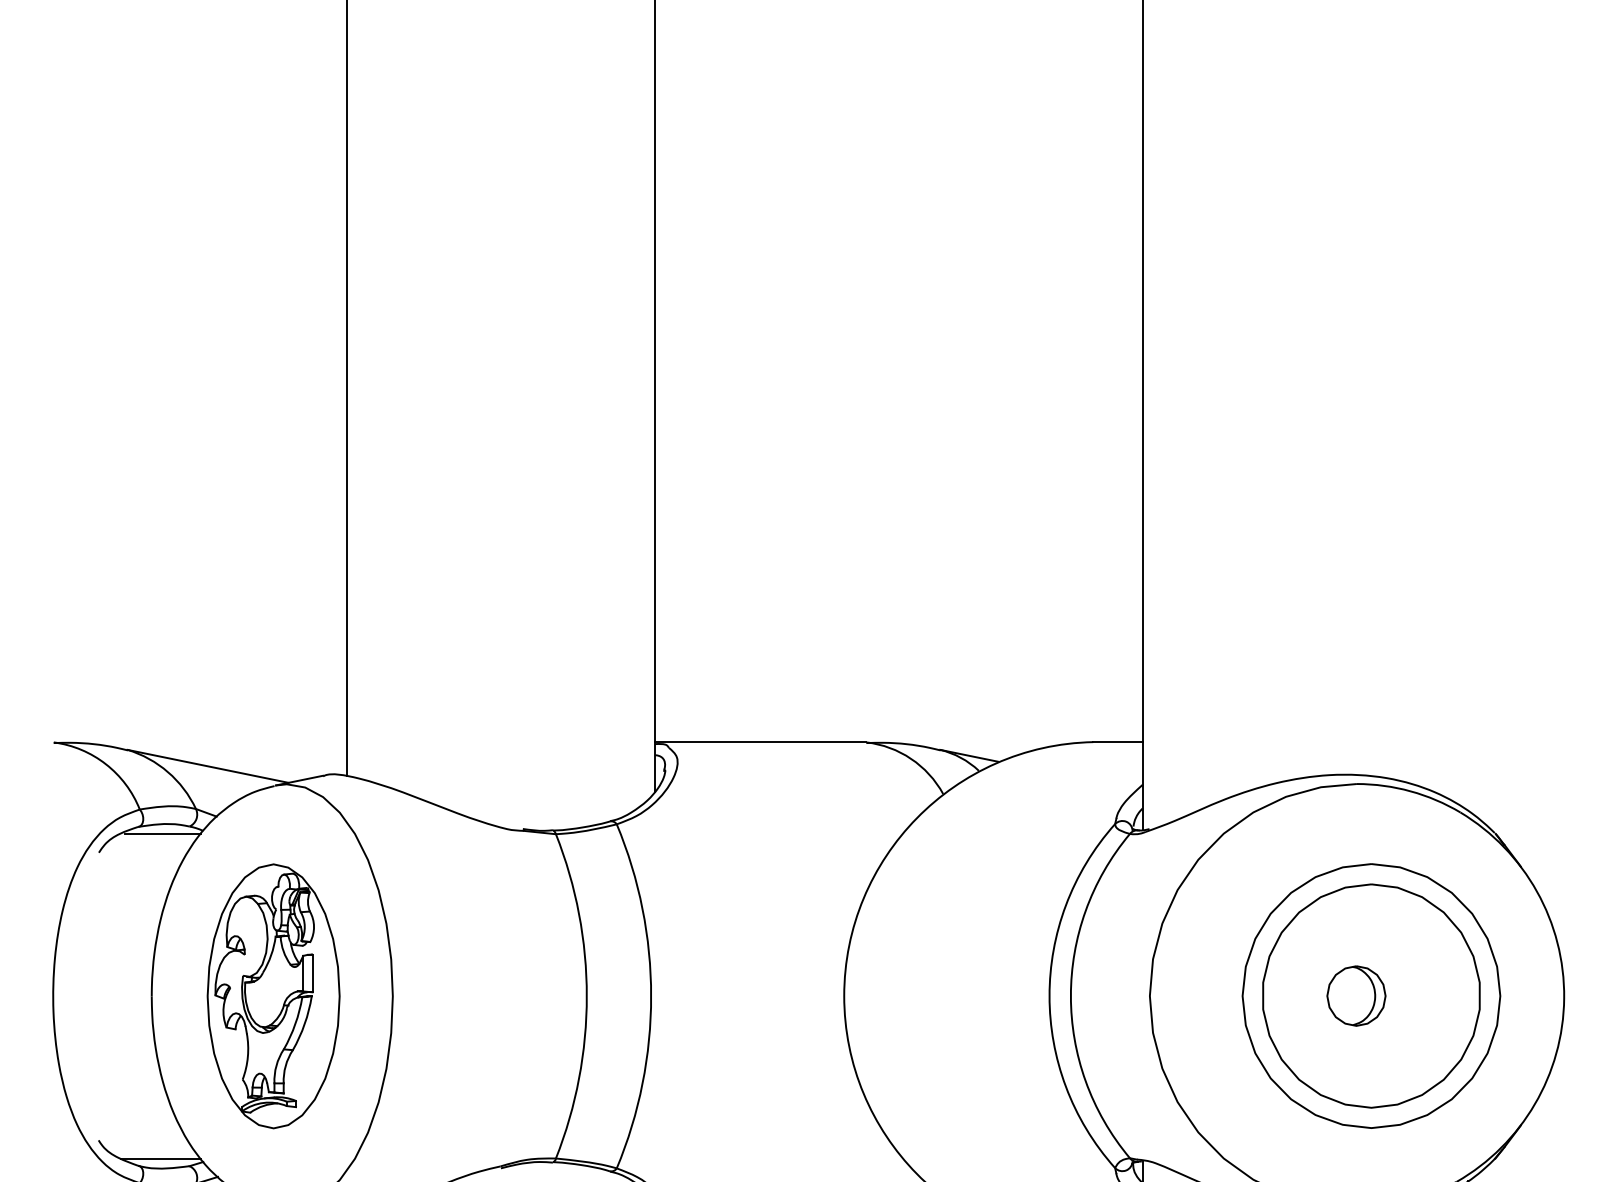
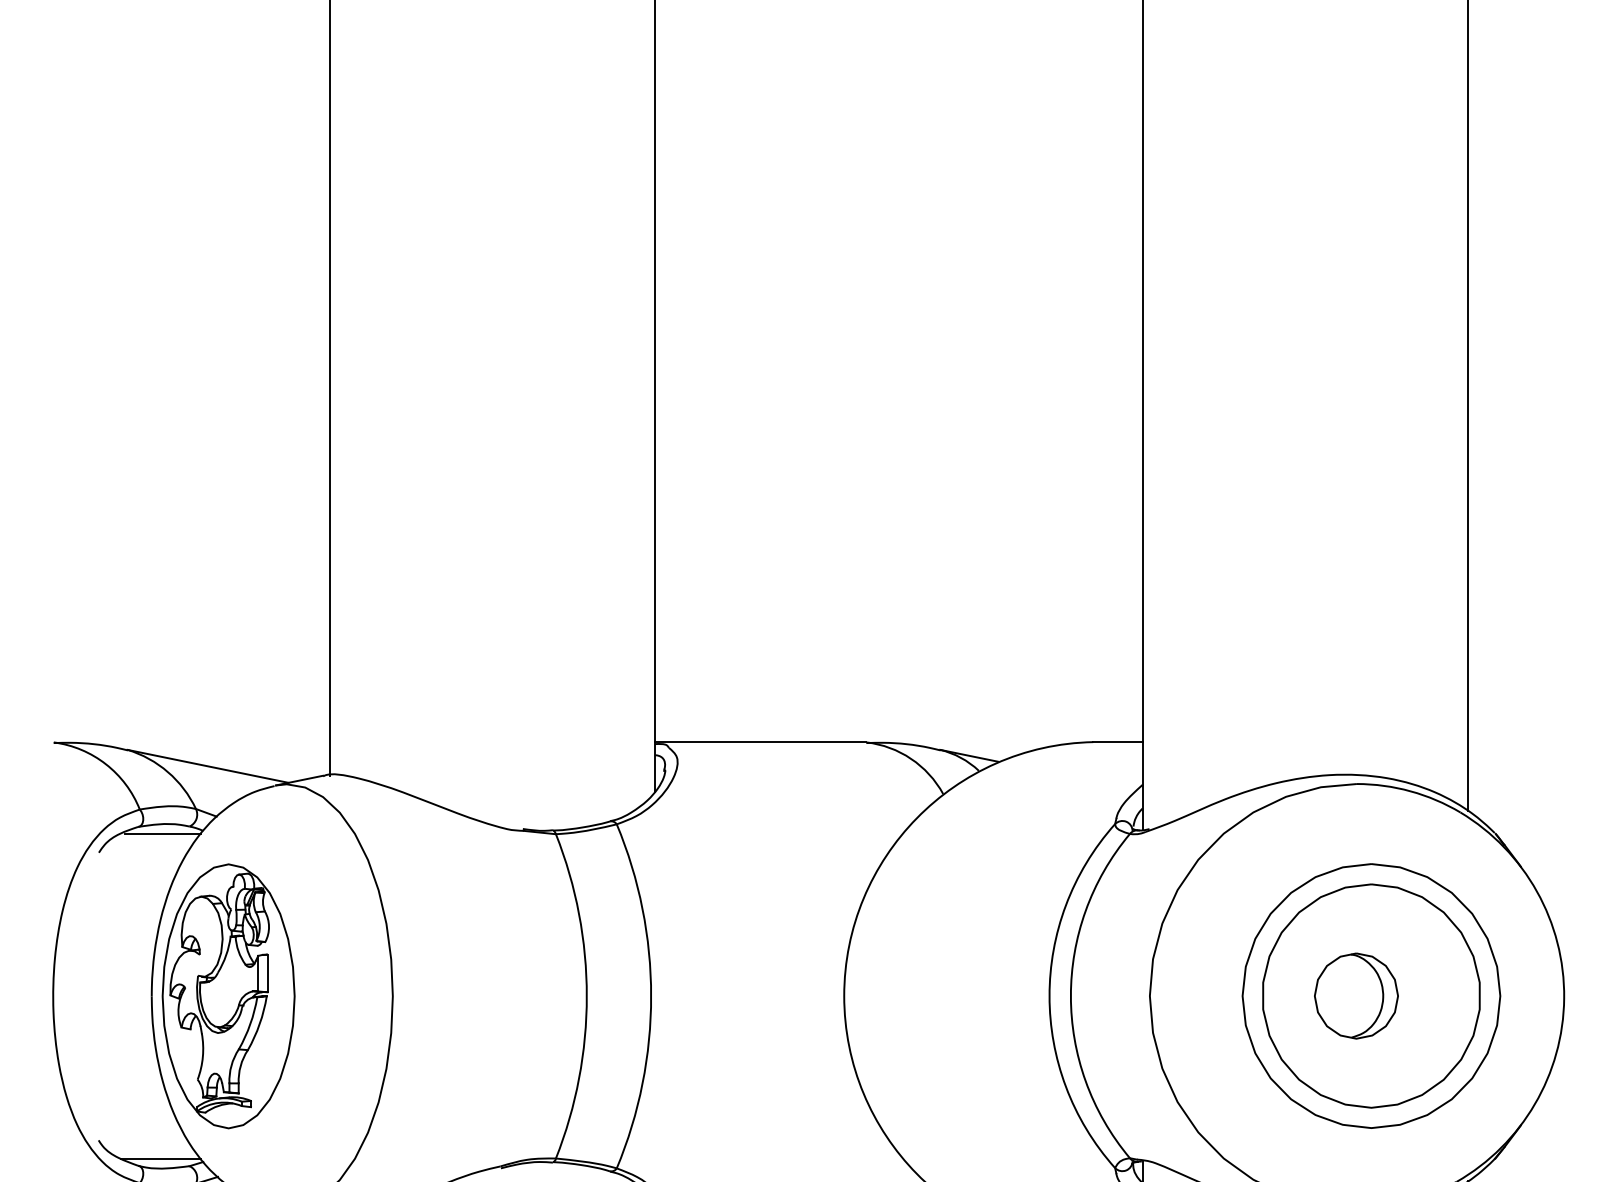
line position: (347, 388) -> (330, 388) (330, 388)
line: none -> present (1467, 406)
part size: 61x62 px -> 85x88 px (1356, 995)
part position: (273, 996) -> (228, 996) (228, 996)
